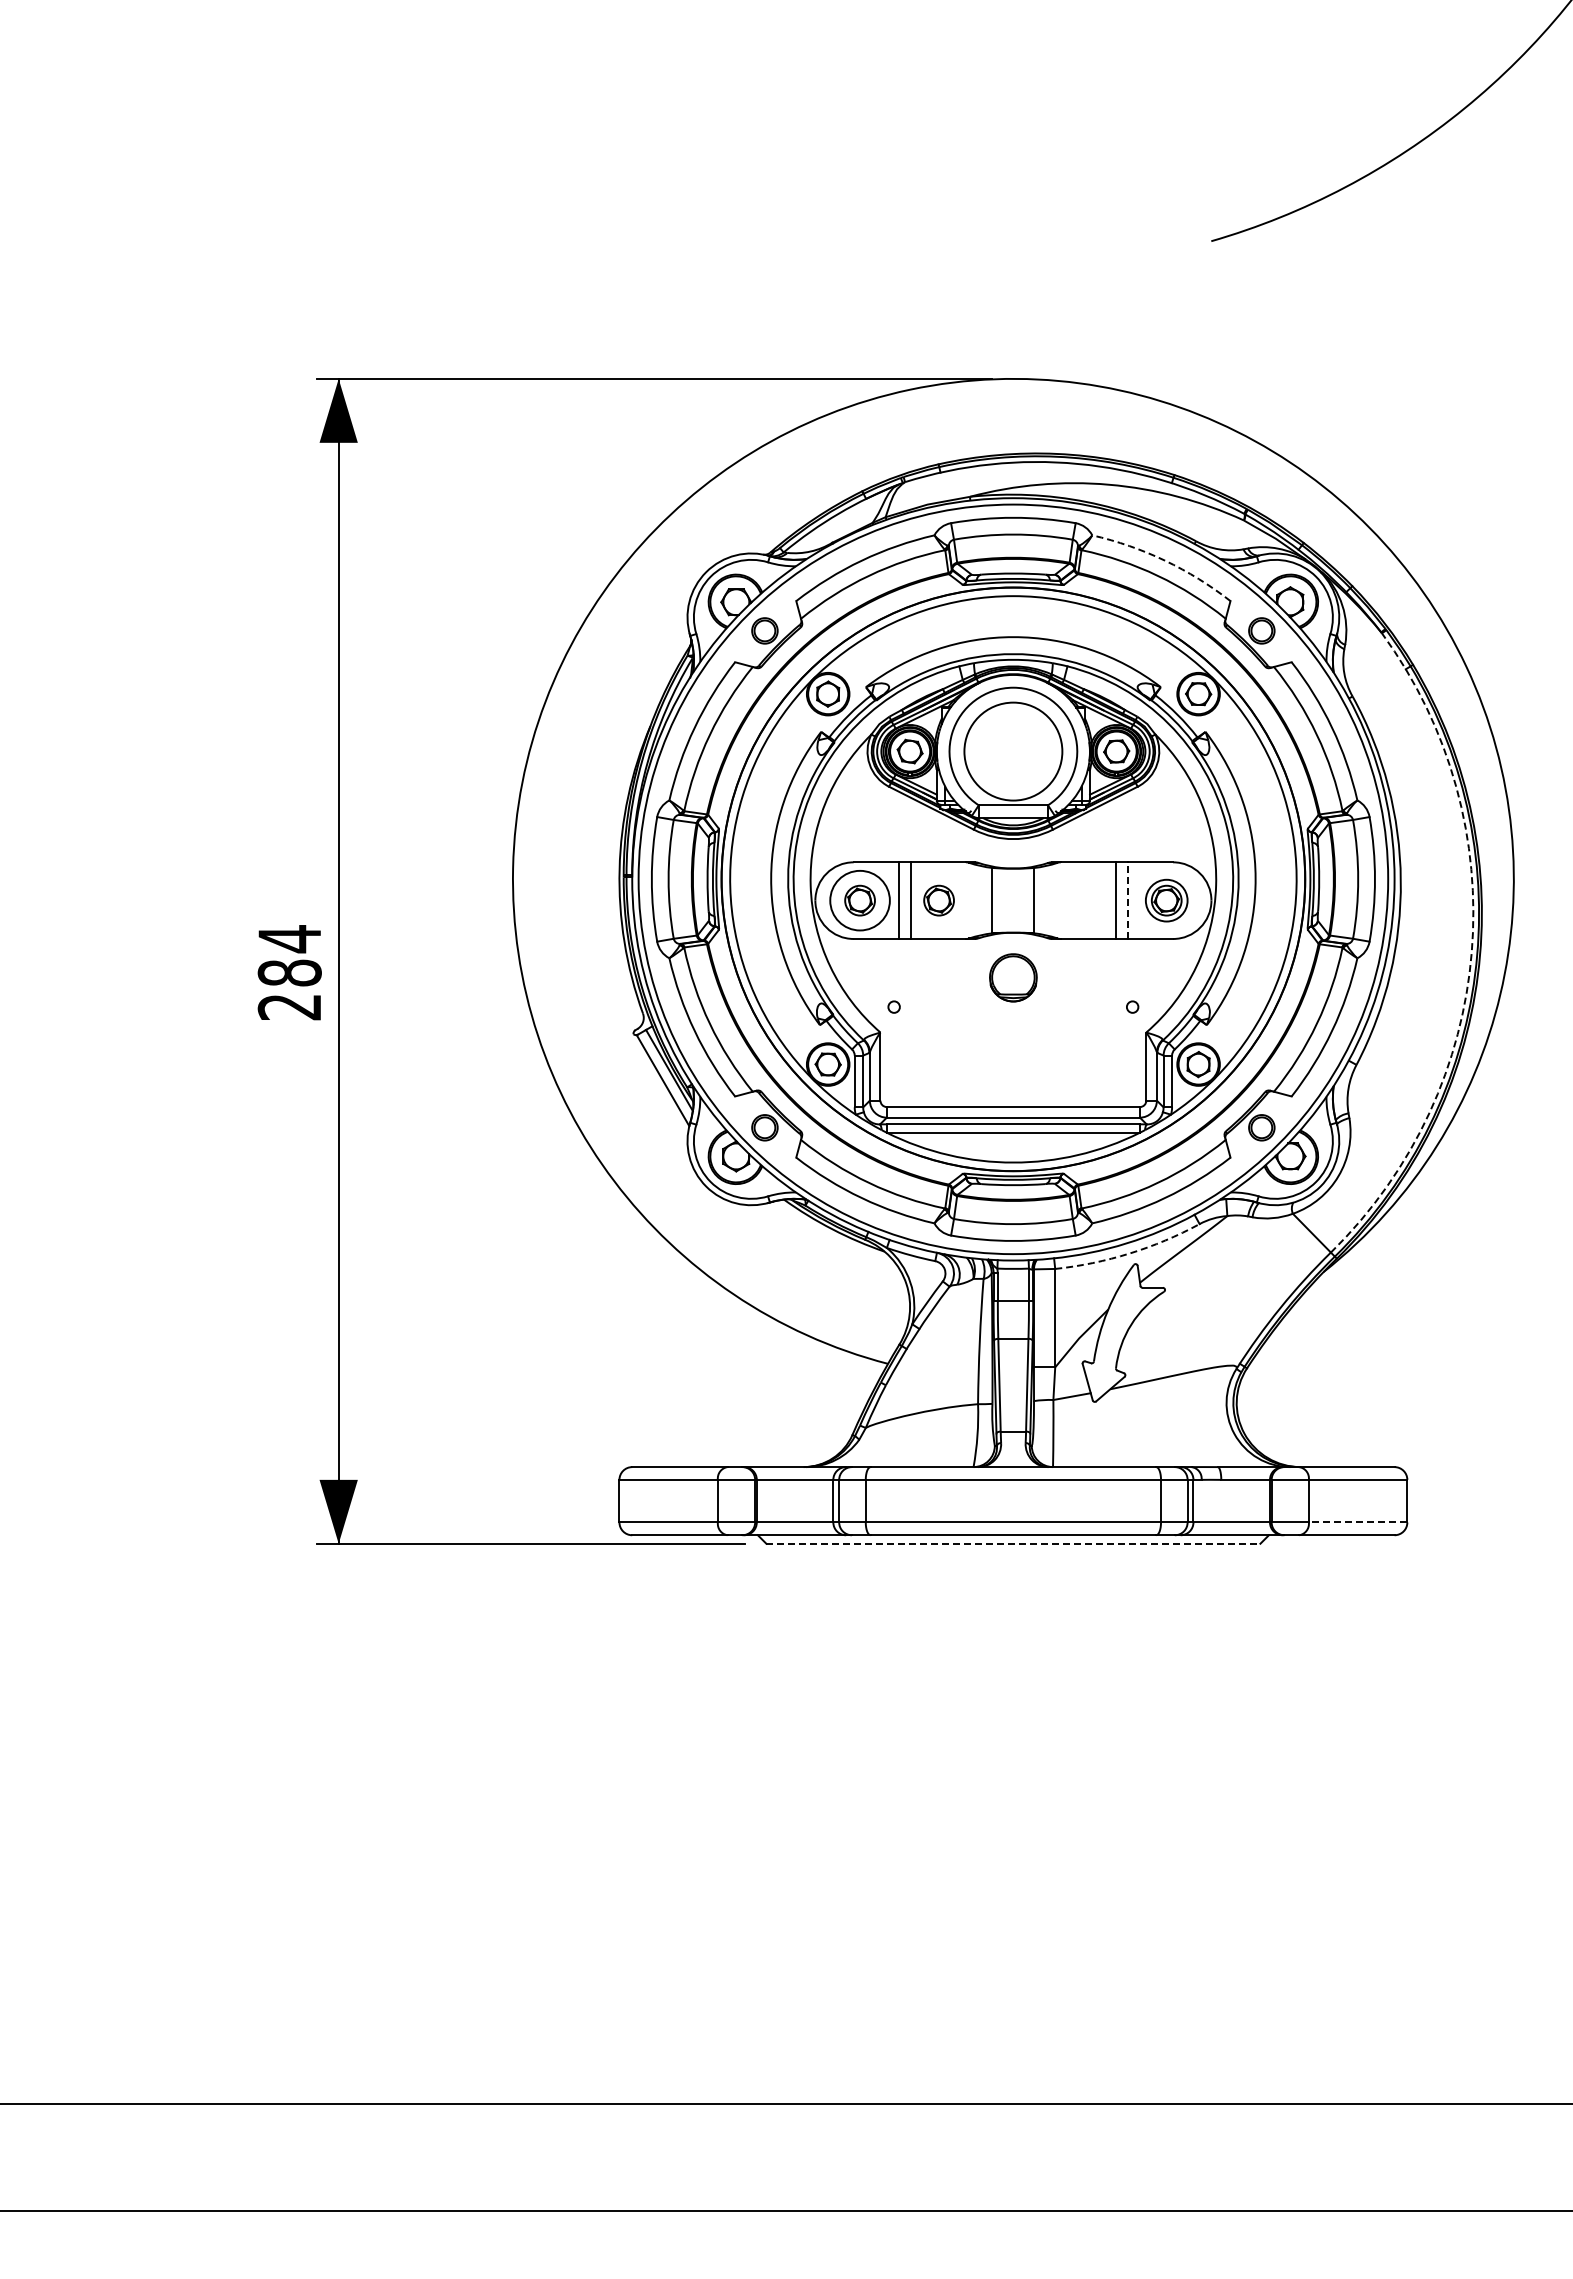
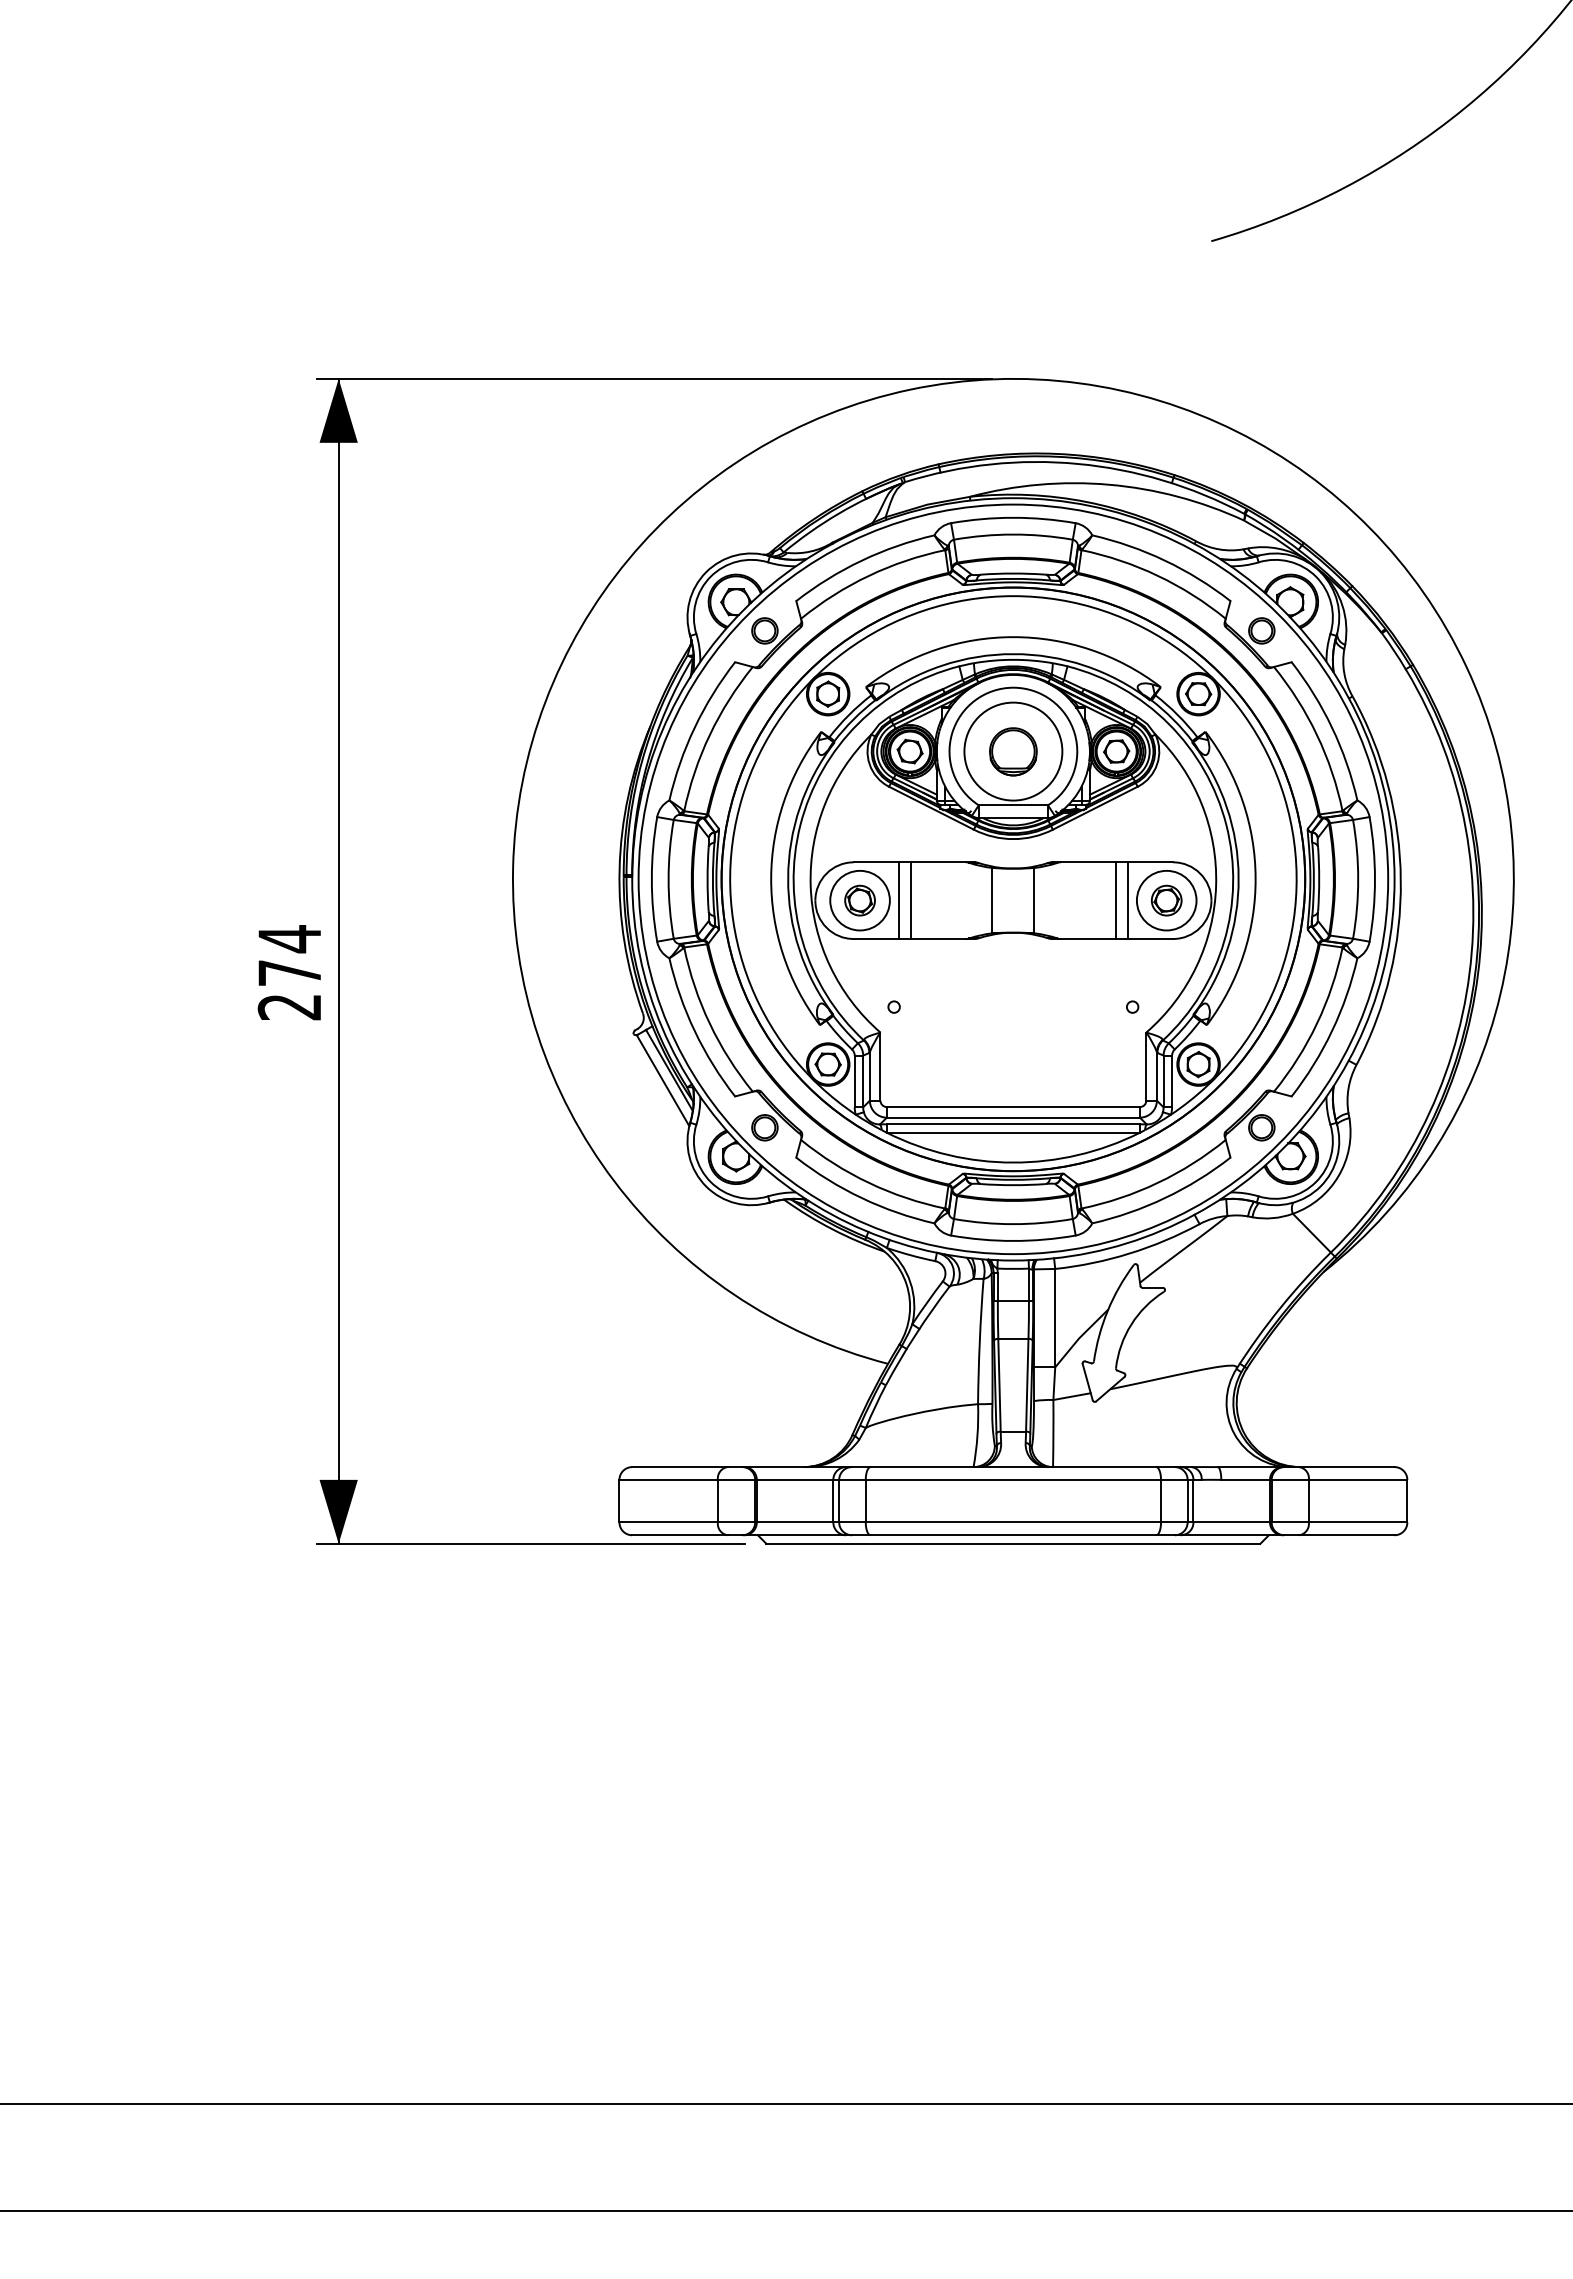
arc: dashed -> solid (1165, 560)
part: present -> none (938, 900)
line: dashed -> solid (1127, 900)
circle diameter: 42 px -> 60 px (1166, 900)
arc: dashed -> solid (1471, 952)
text: 284 -> 274 (289, 972)
part position: (1013, 977) -> (1013, 751) (1013, 751)
arc: dashed -> solid (1129, 1253)
line: dashed -> solid (1357, 1522)
line: dashed -> solid (1013, 1543)
